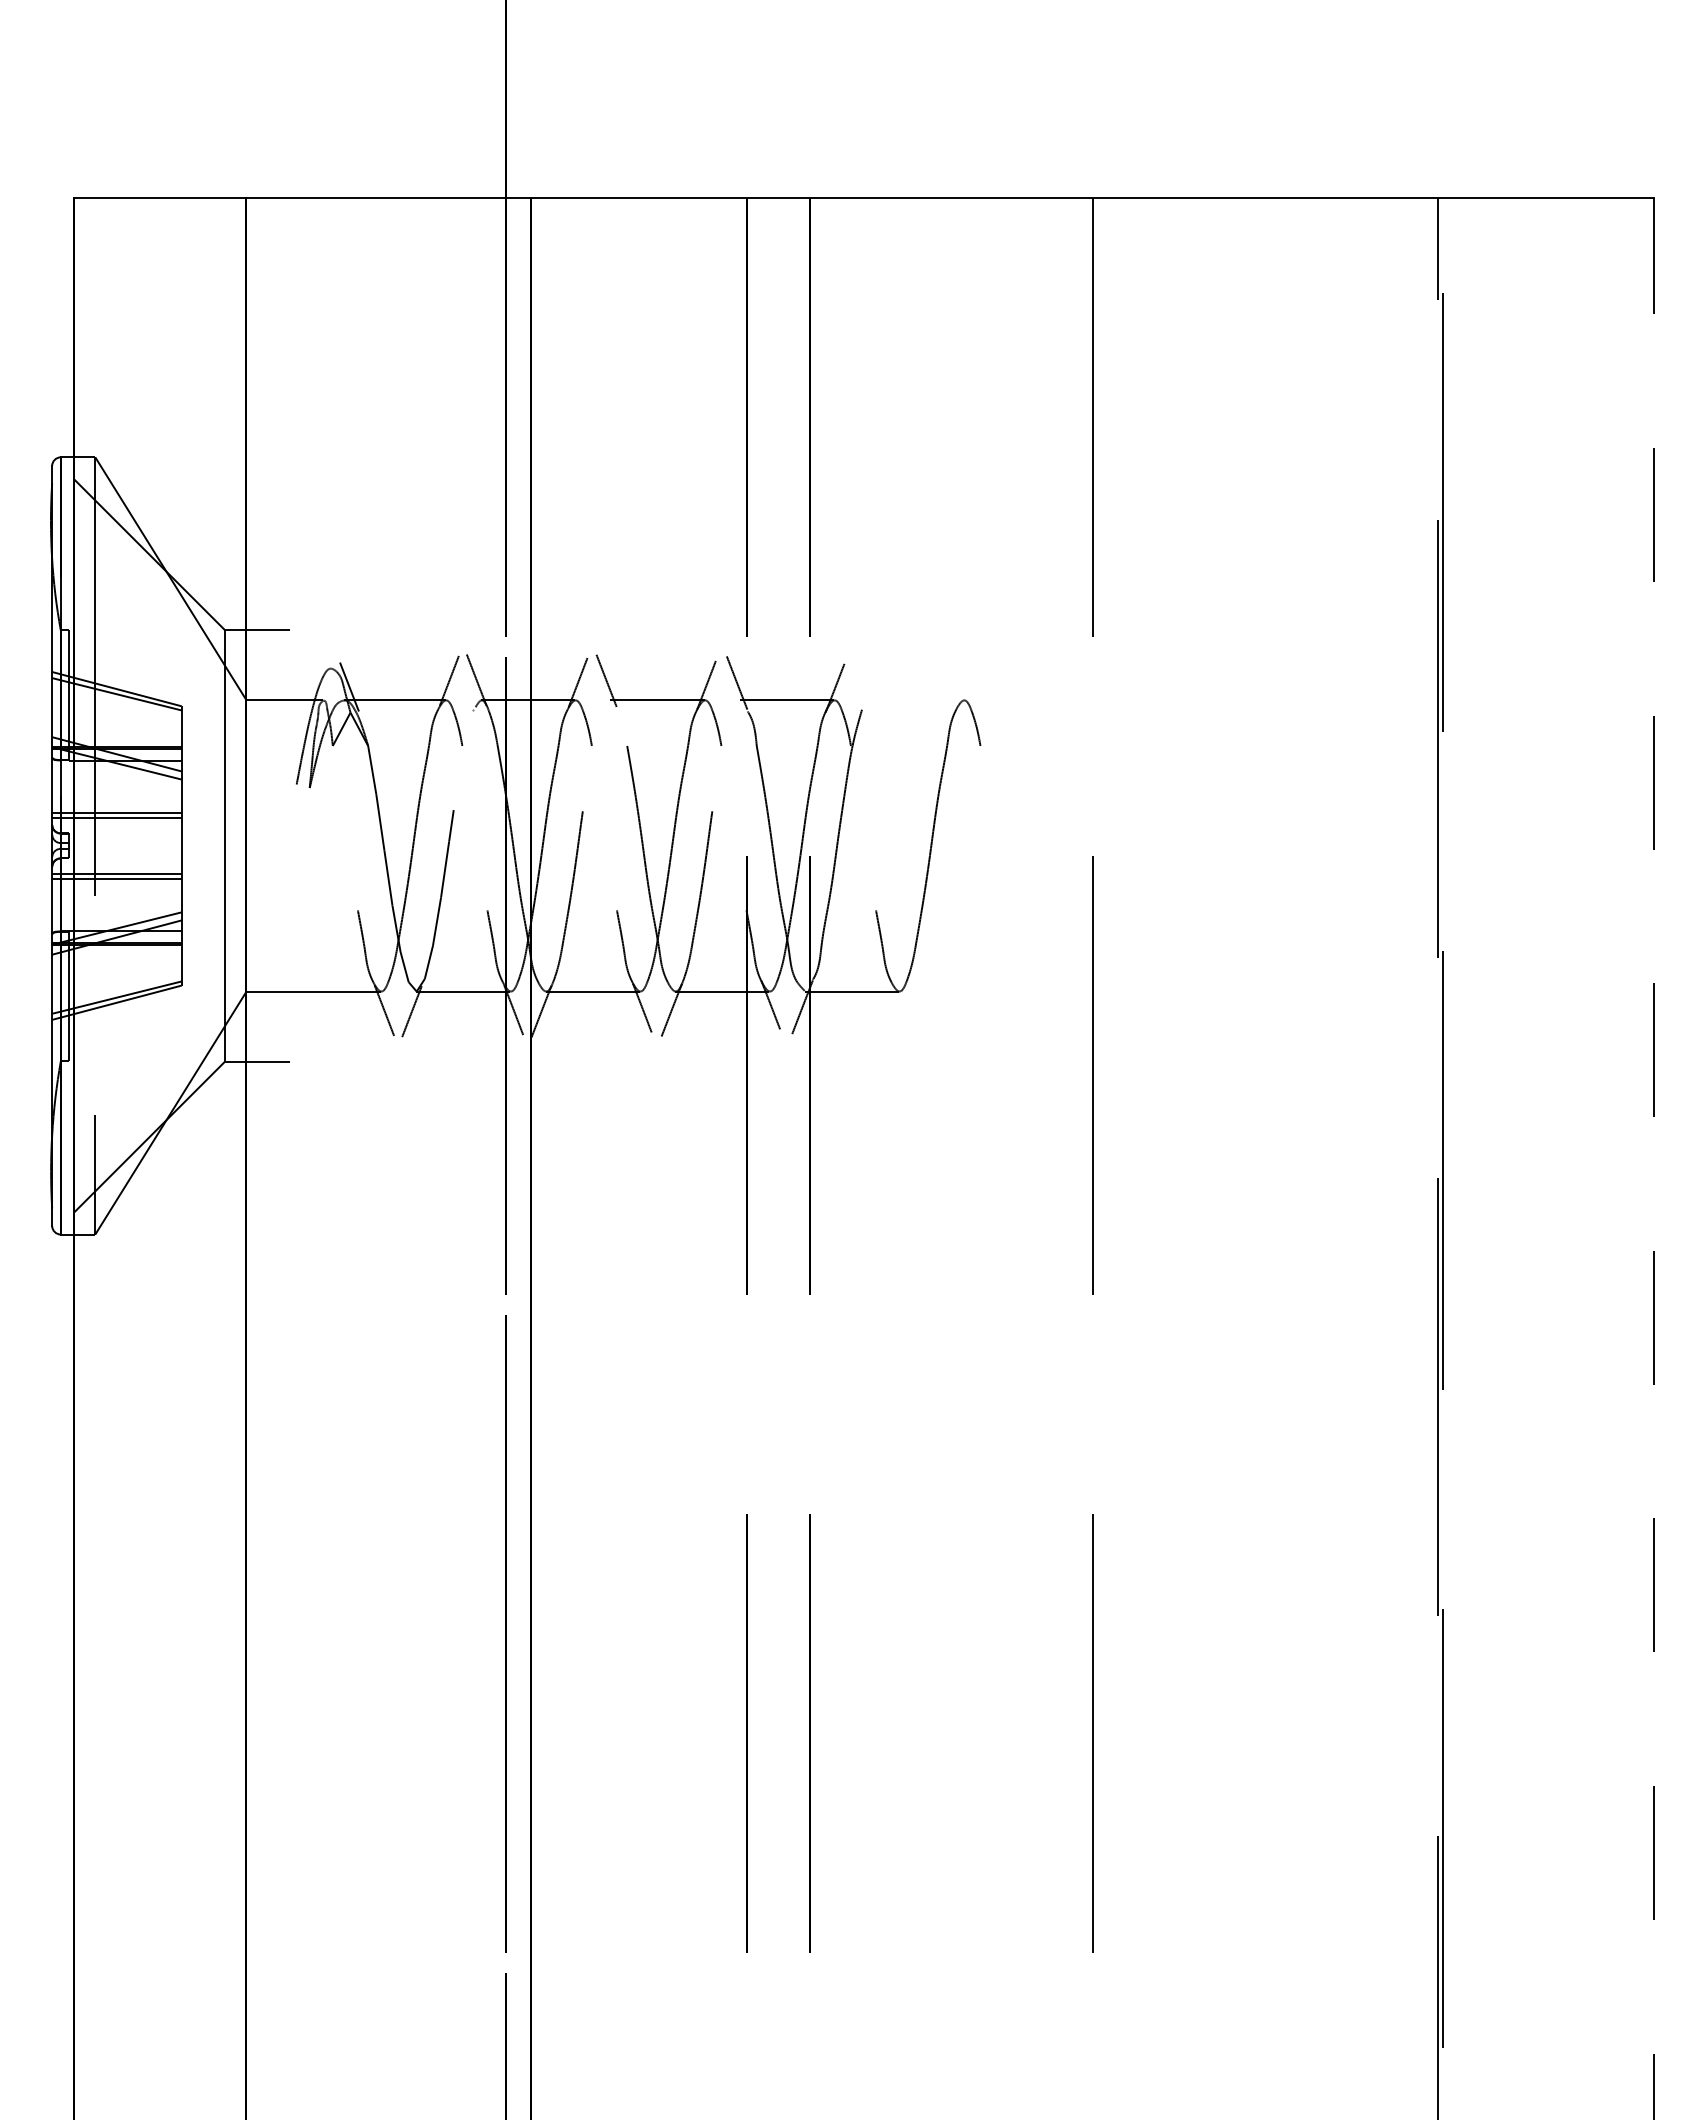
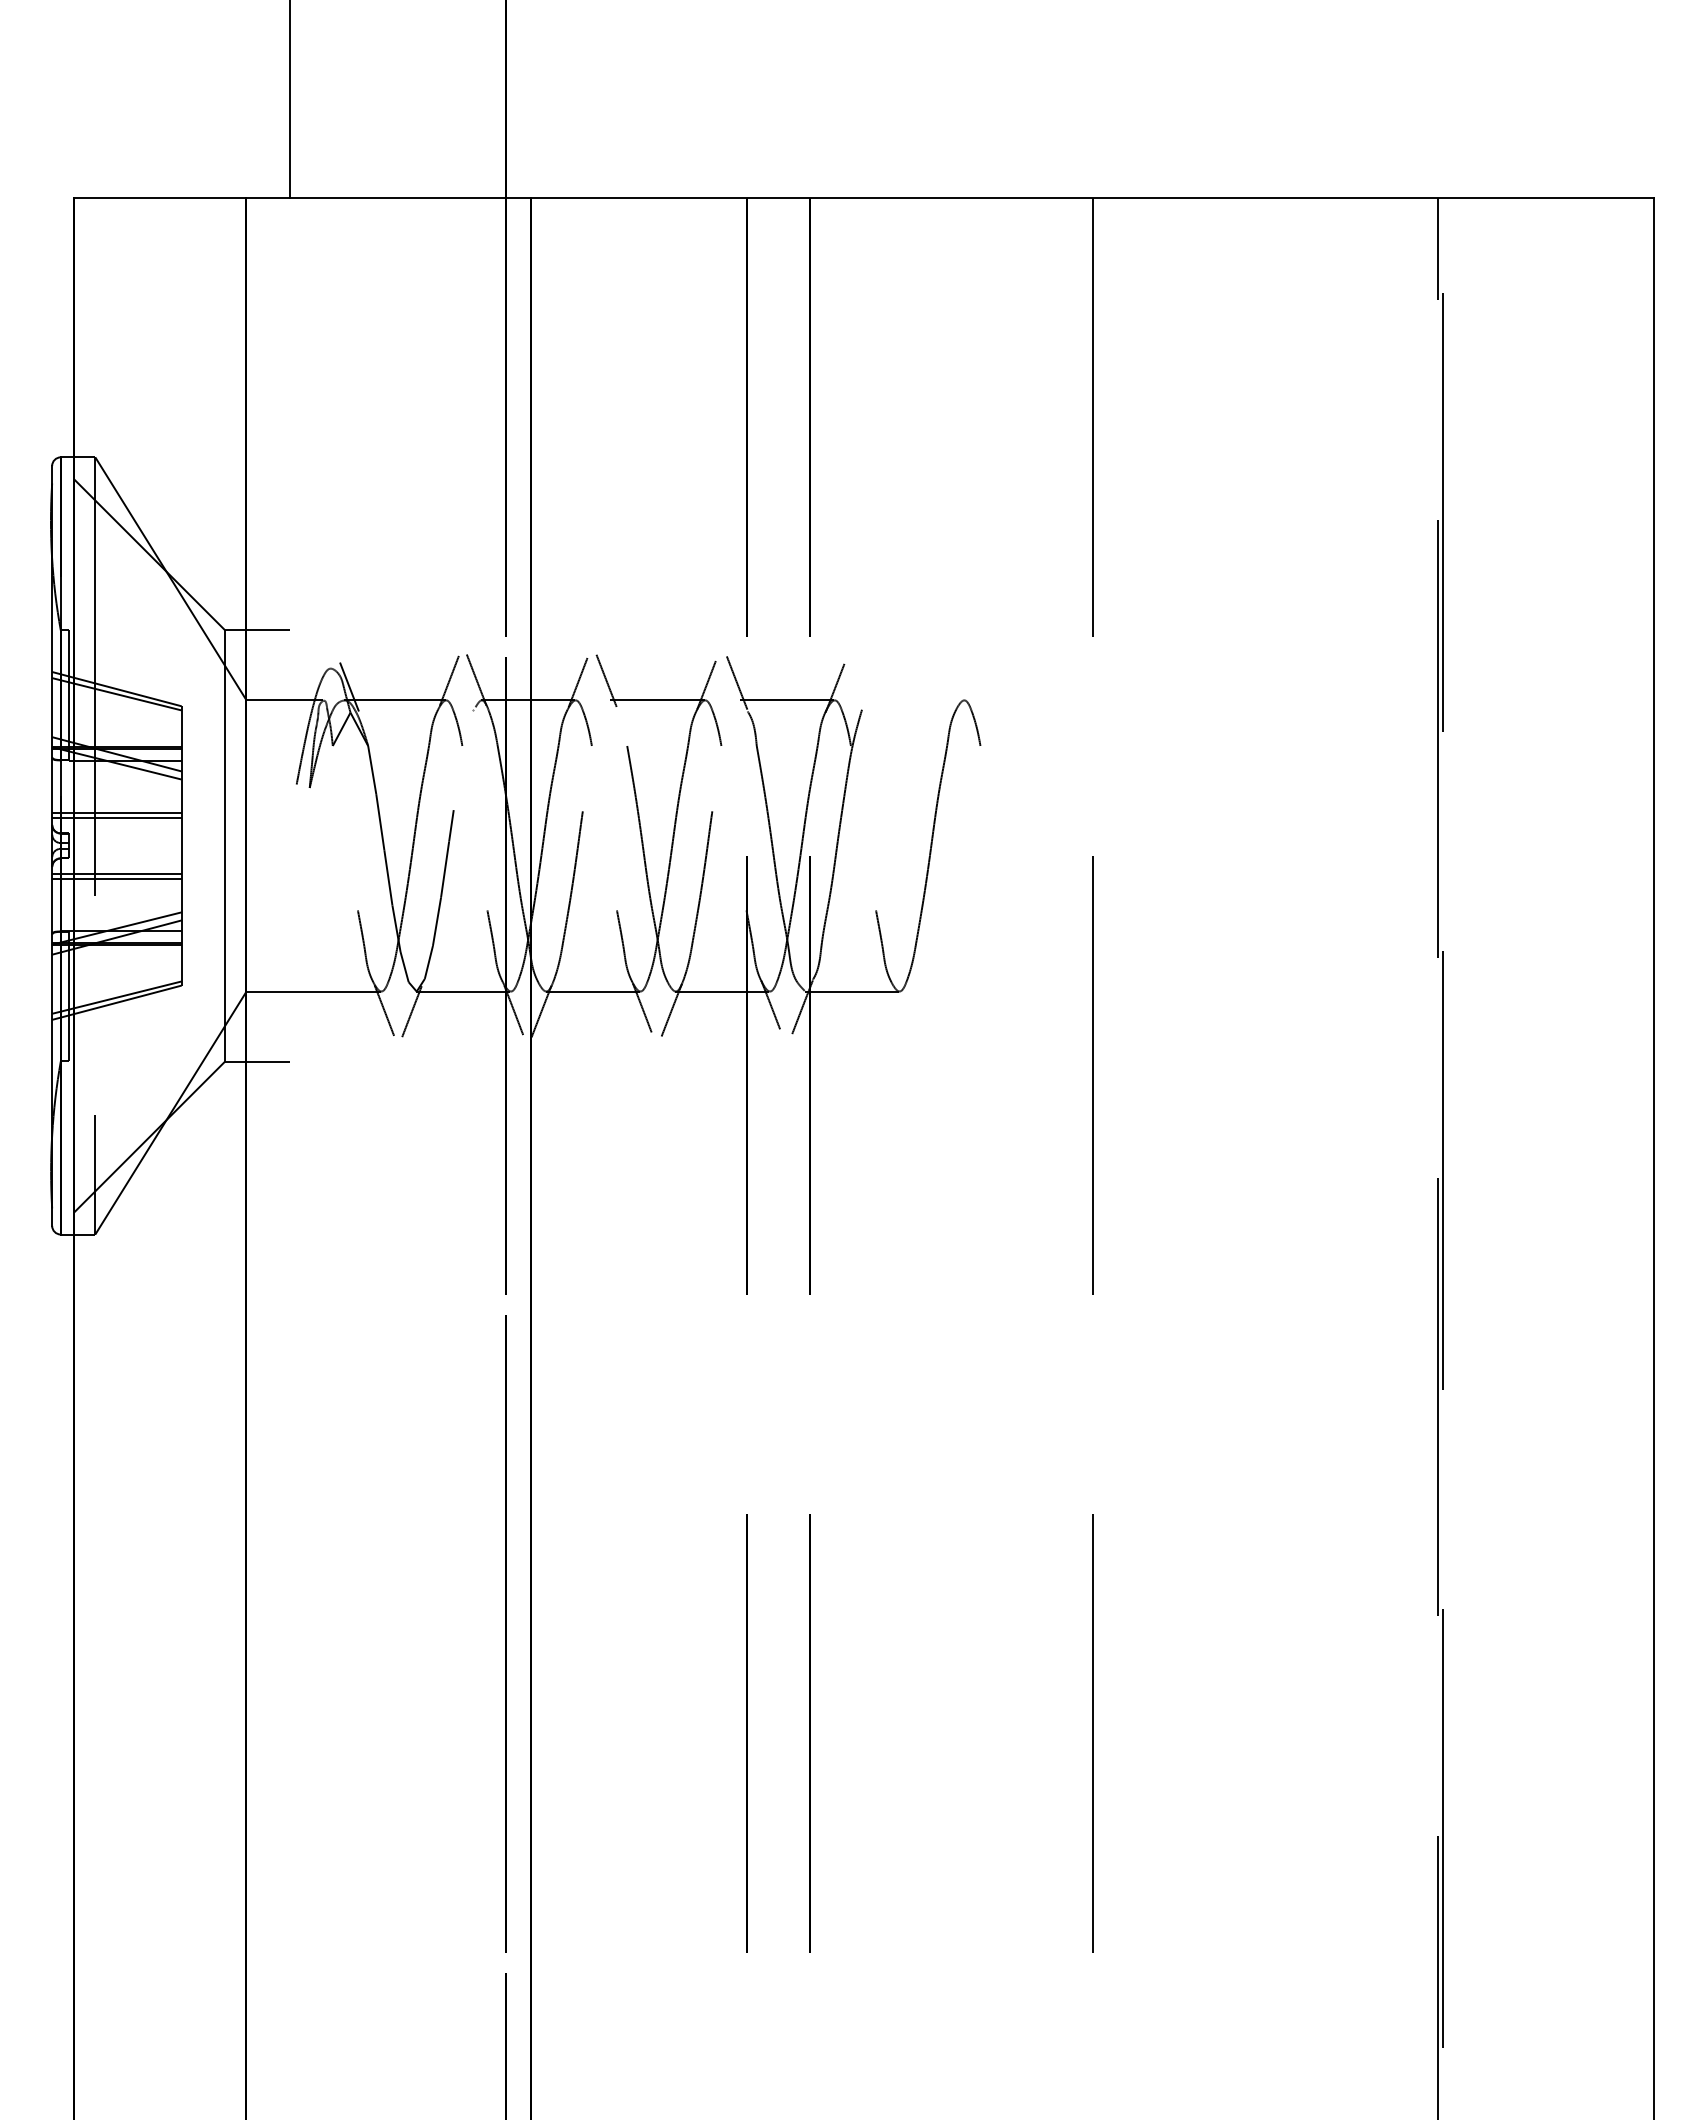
line: none -> present (289, 100)
line: dashed -> solid (1654, 1158)
